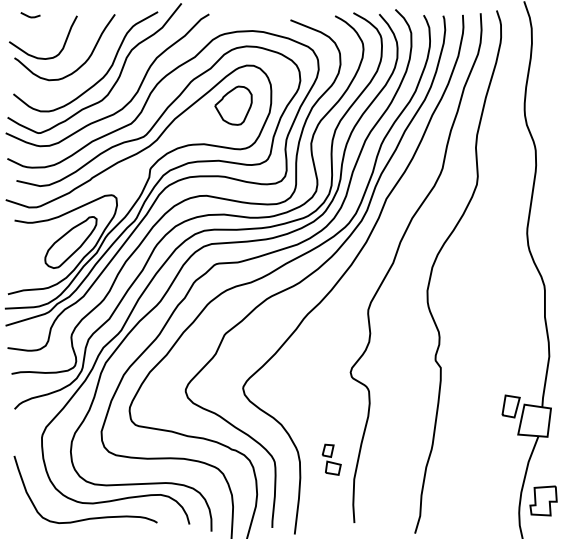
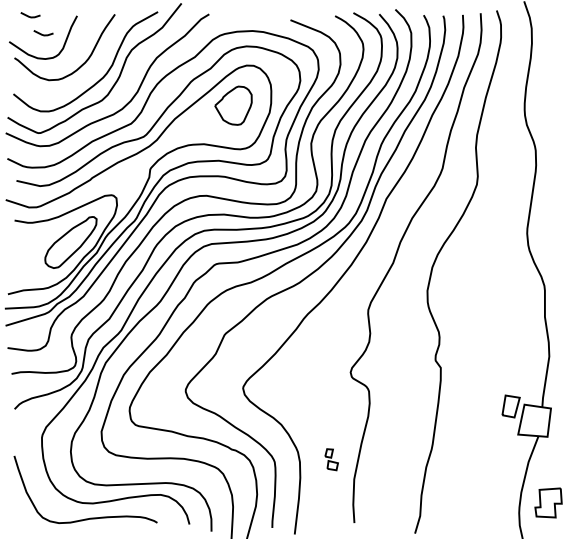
line: none -> present (43, 34)
part size: 21x33 px -> 15x24 px (331, 459)
part position: (543, 500) -> (548, 502) (548, 502)
